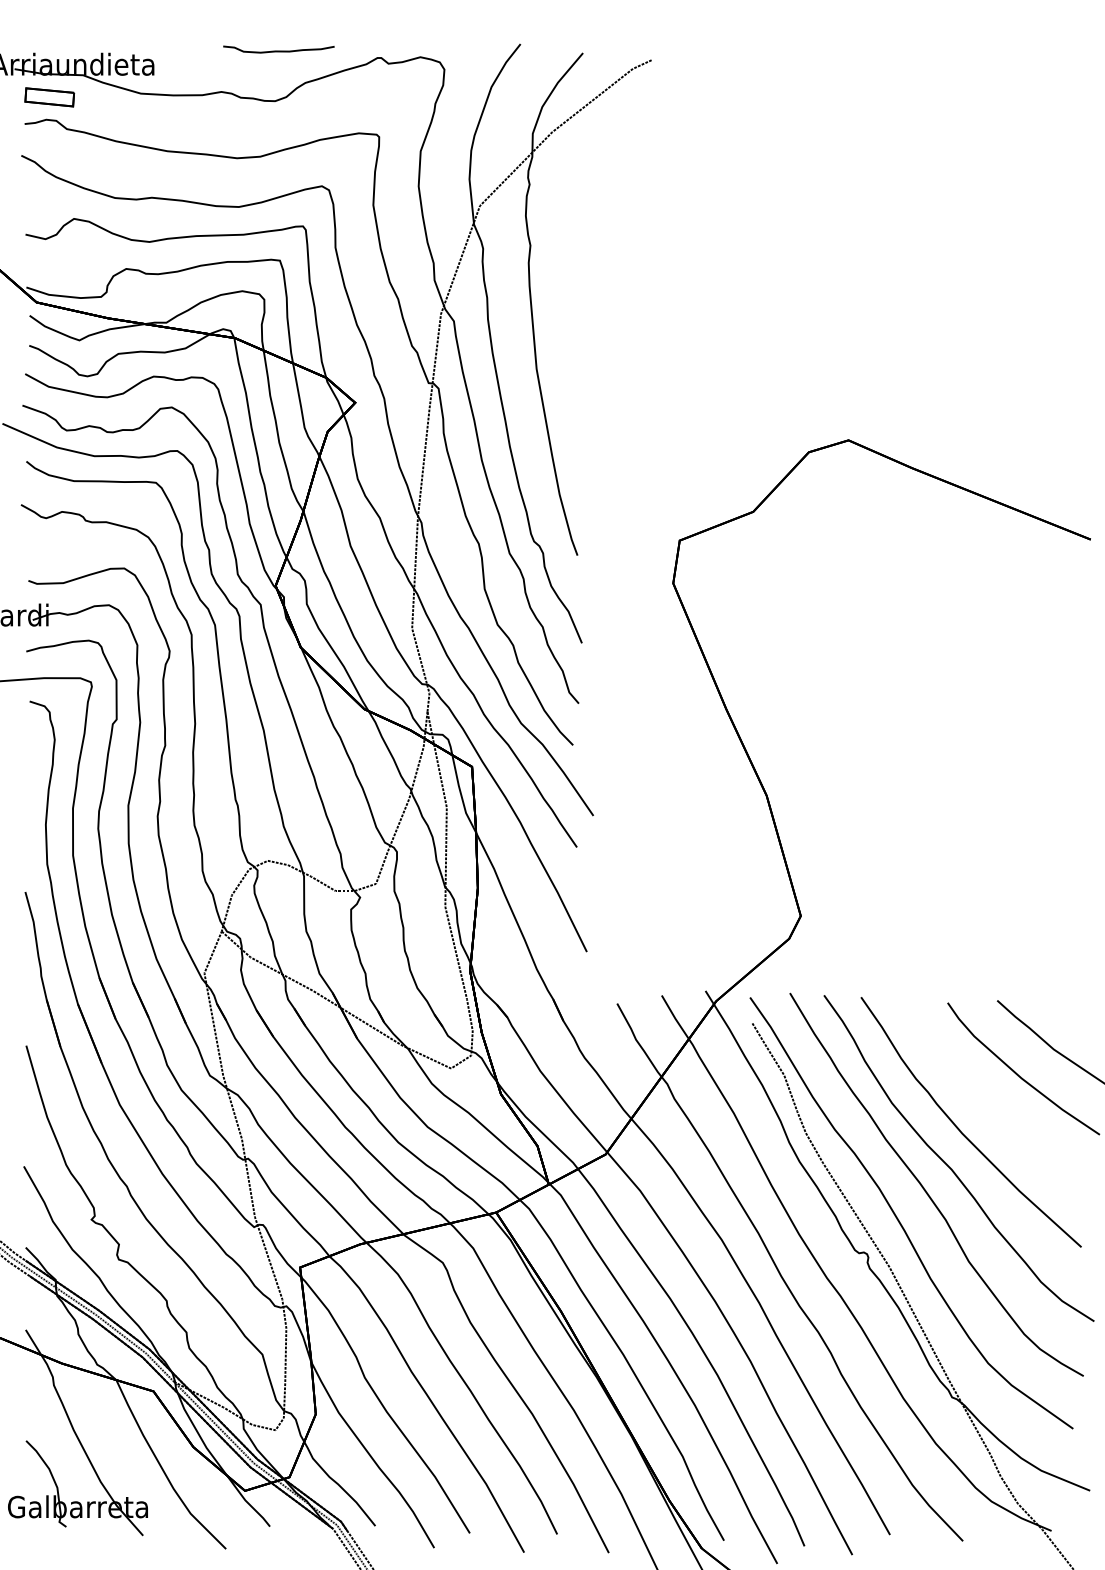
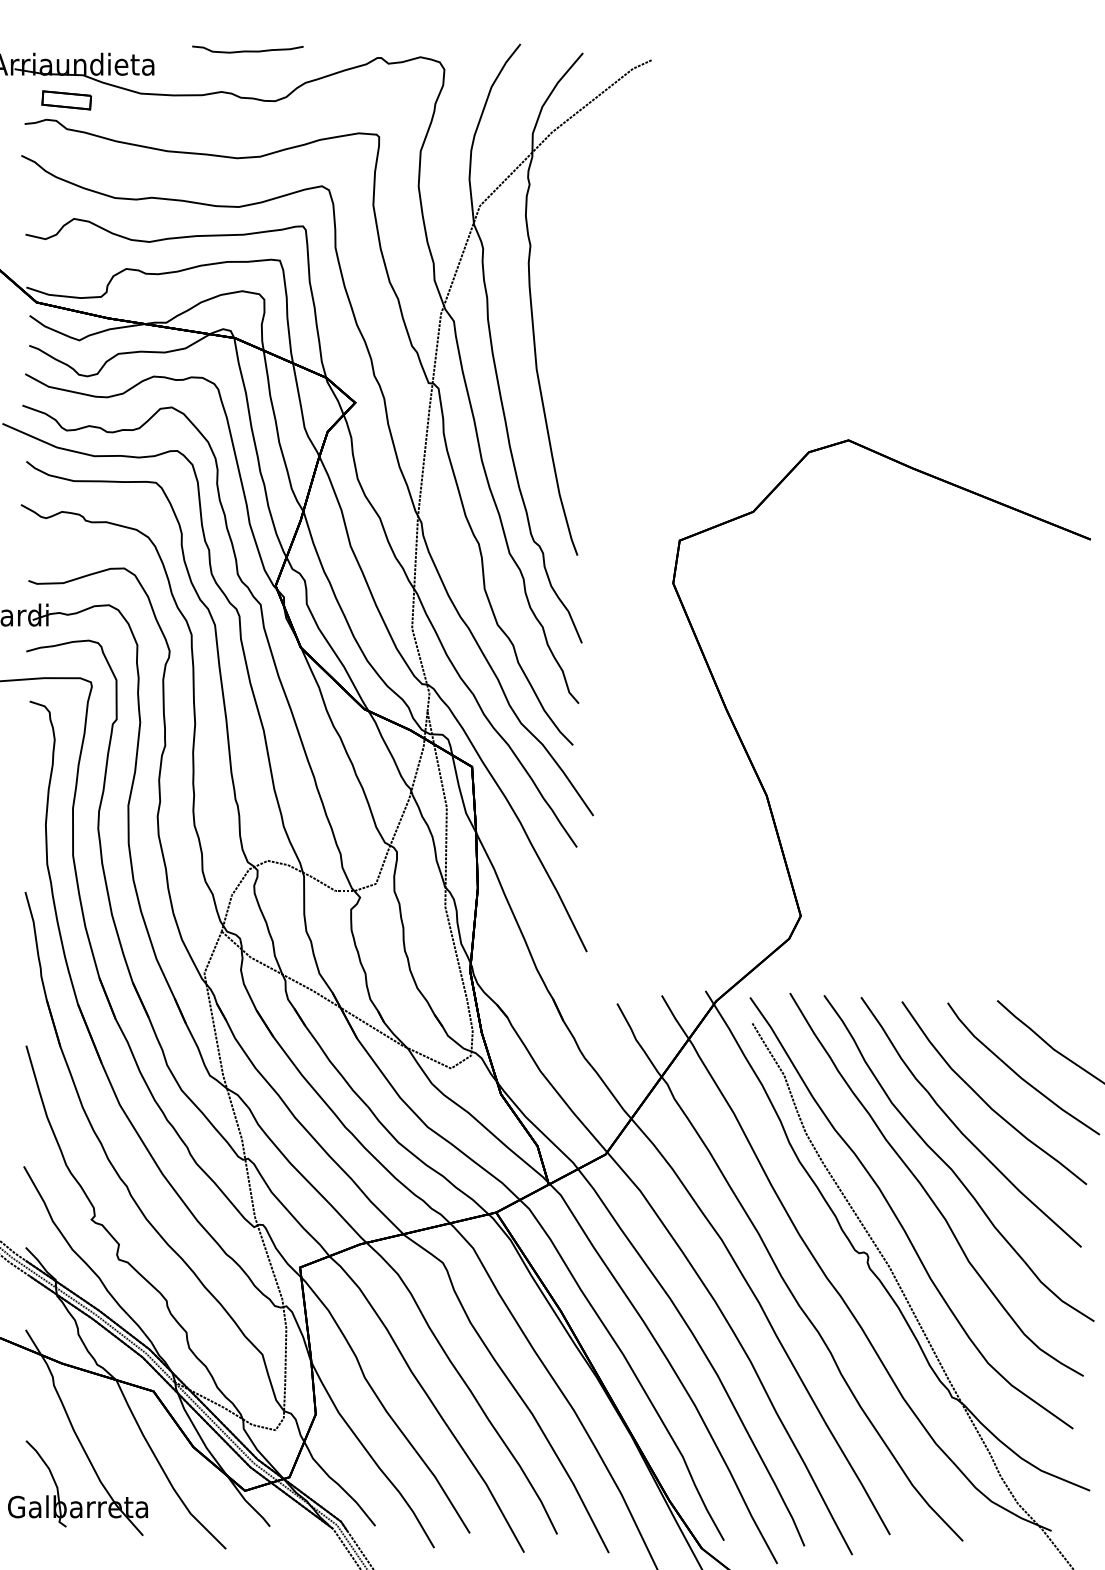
curve position: (278, 50) -> (247, 50) (247, 50)
part position: (49, 97) -> (66, 100) (66, 100)
curve: none -> present (985, 1101)
